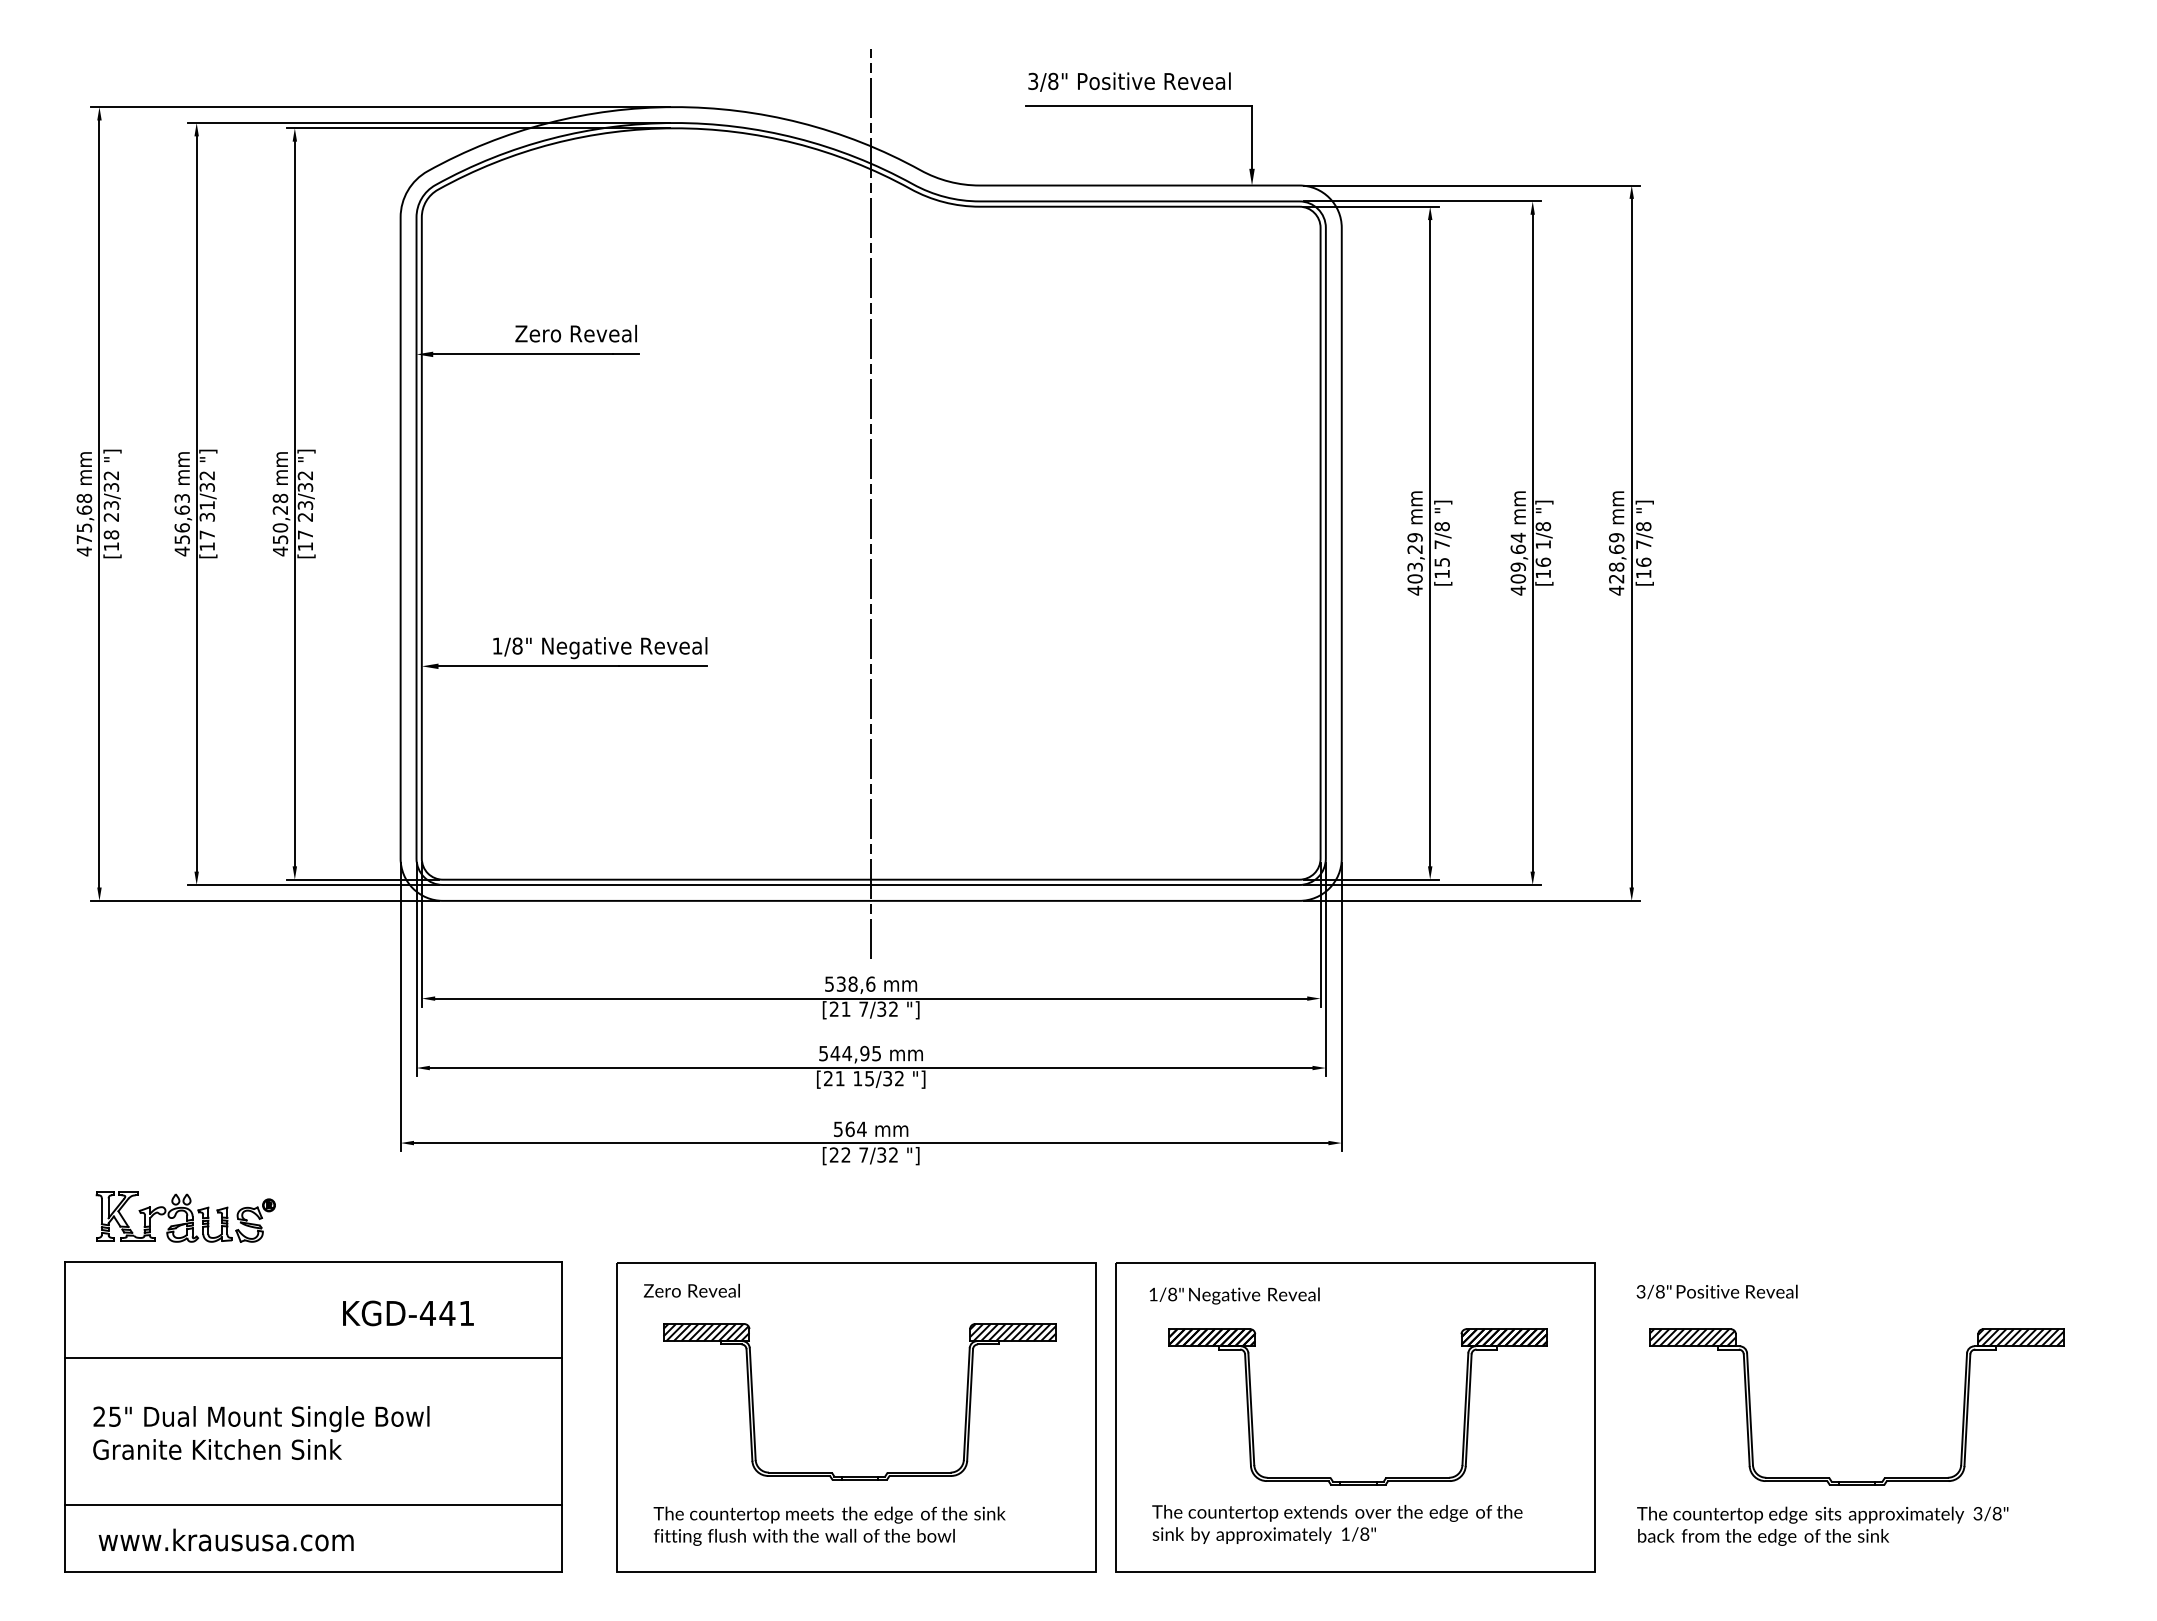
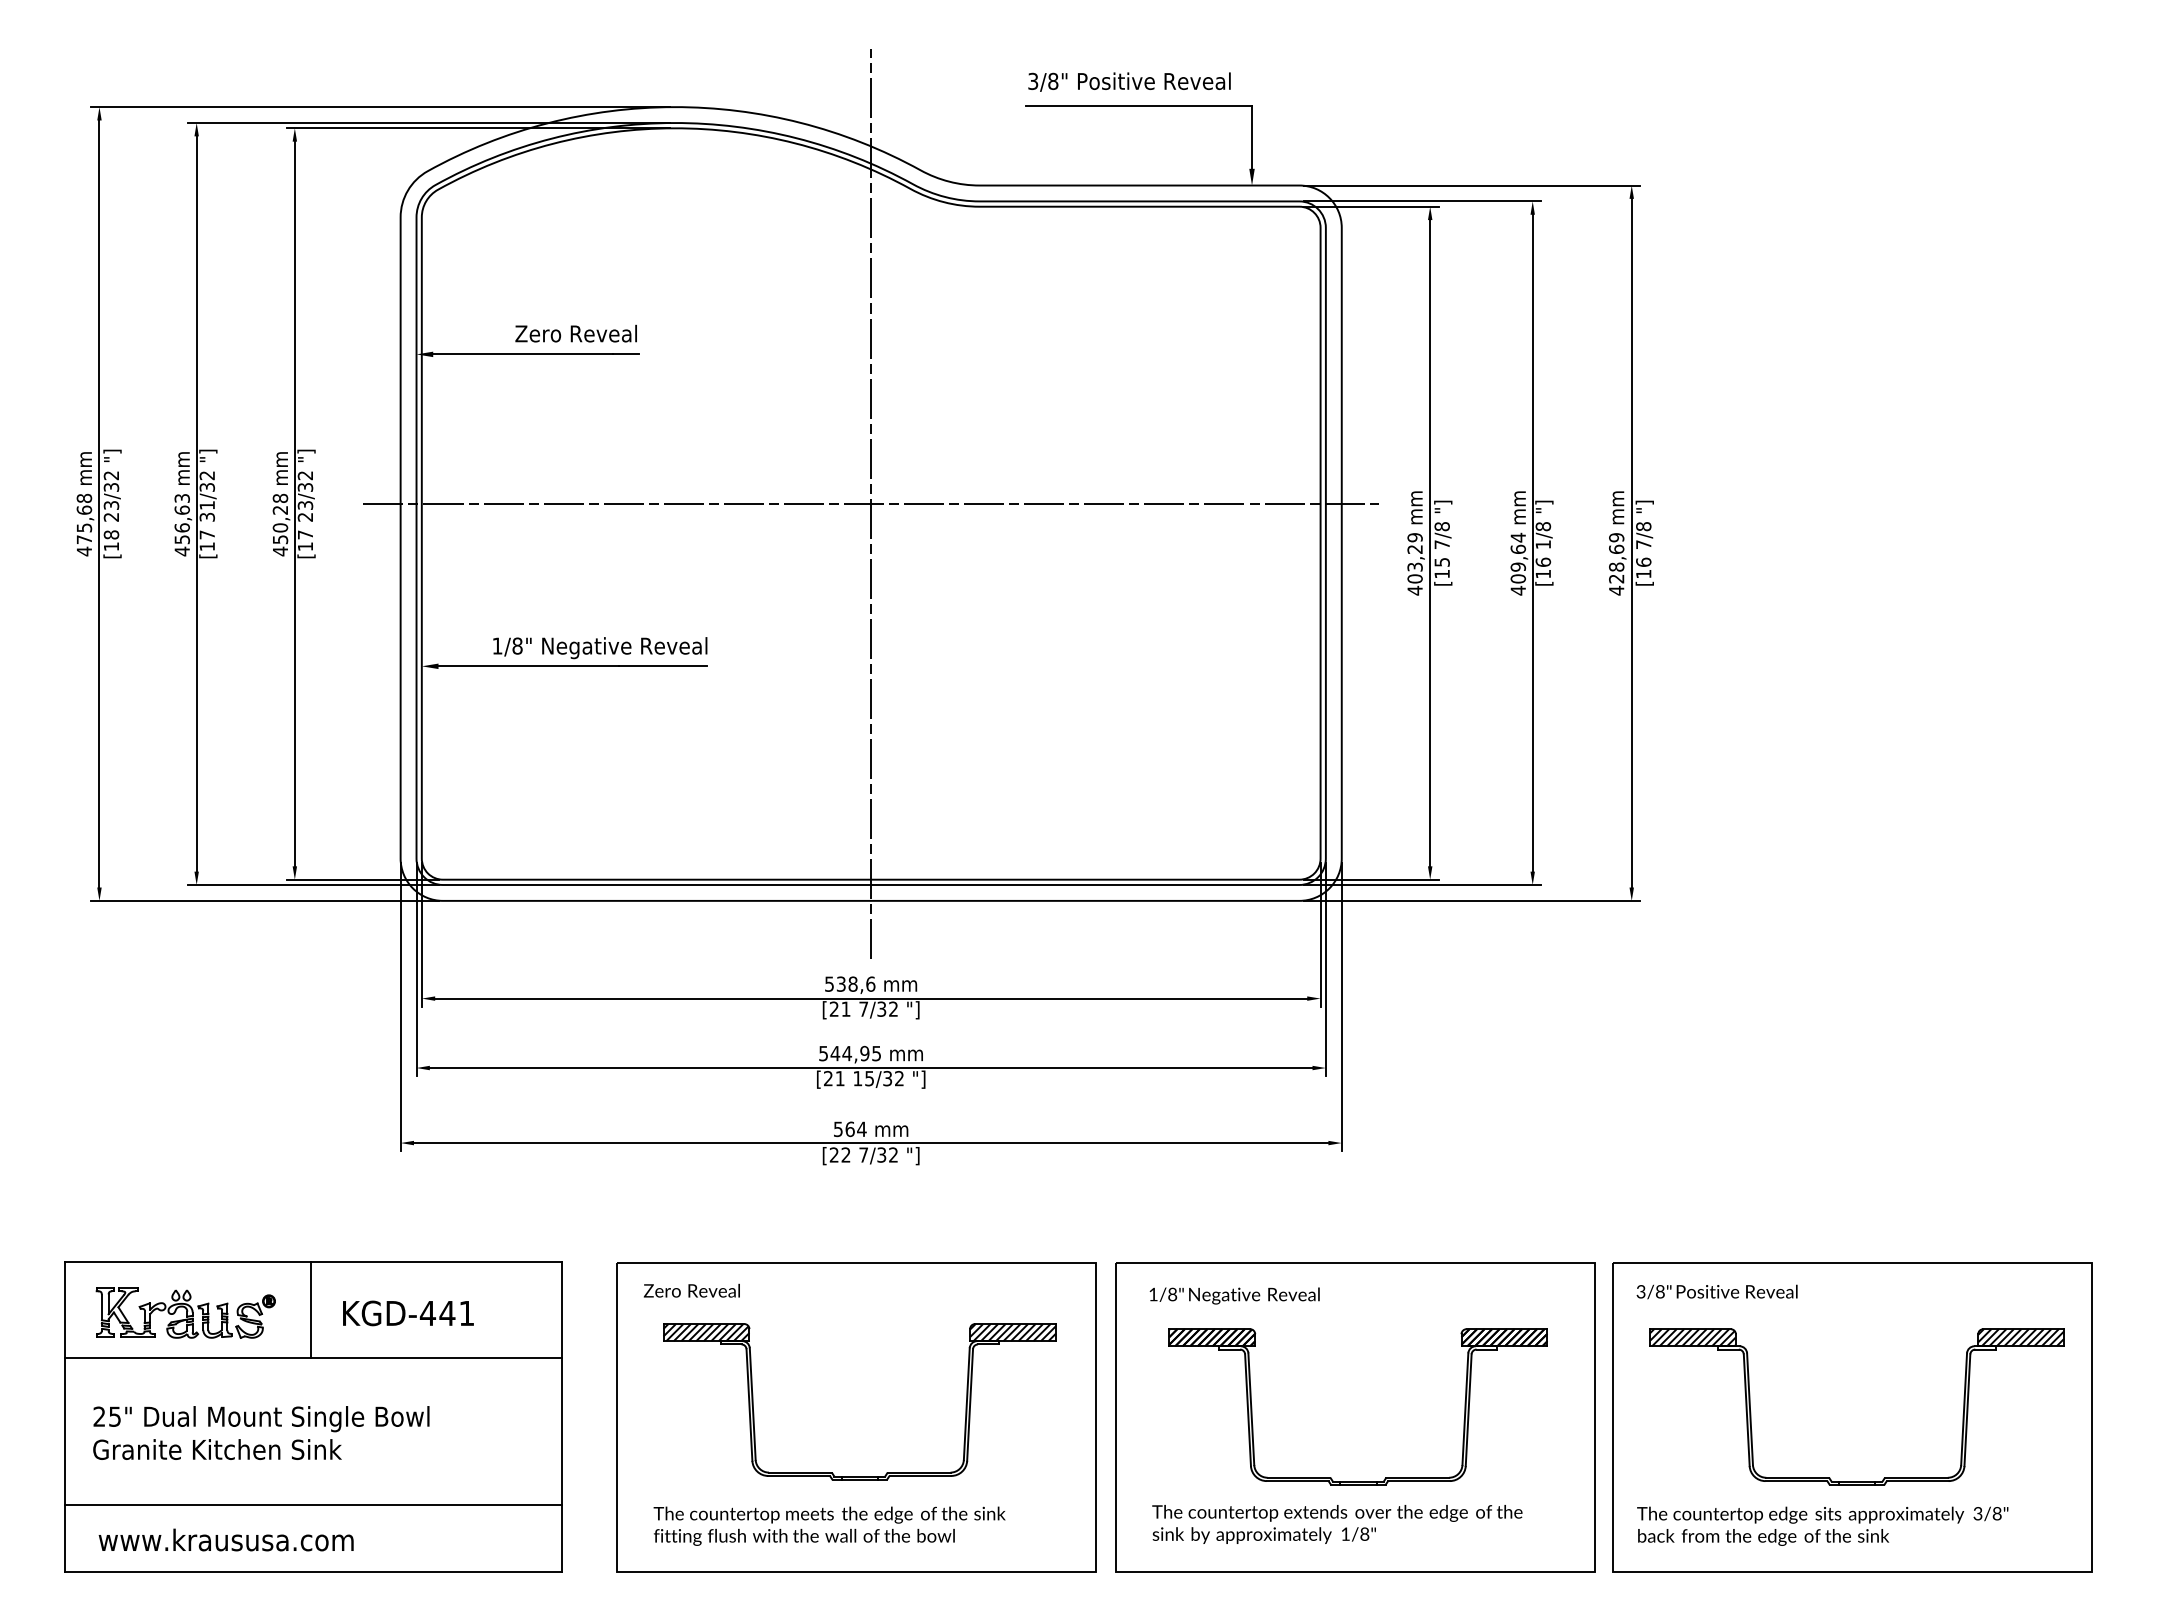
line: none -> present (870, 504)
part position: (185, 1216) -> (185, 1312) (185, 1312)
line: none -> present (310, 1310)
part: none -> present (1852, 1417)
